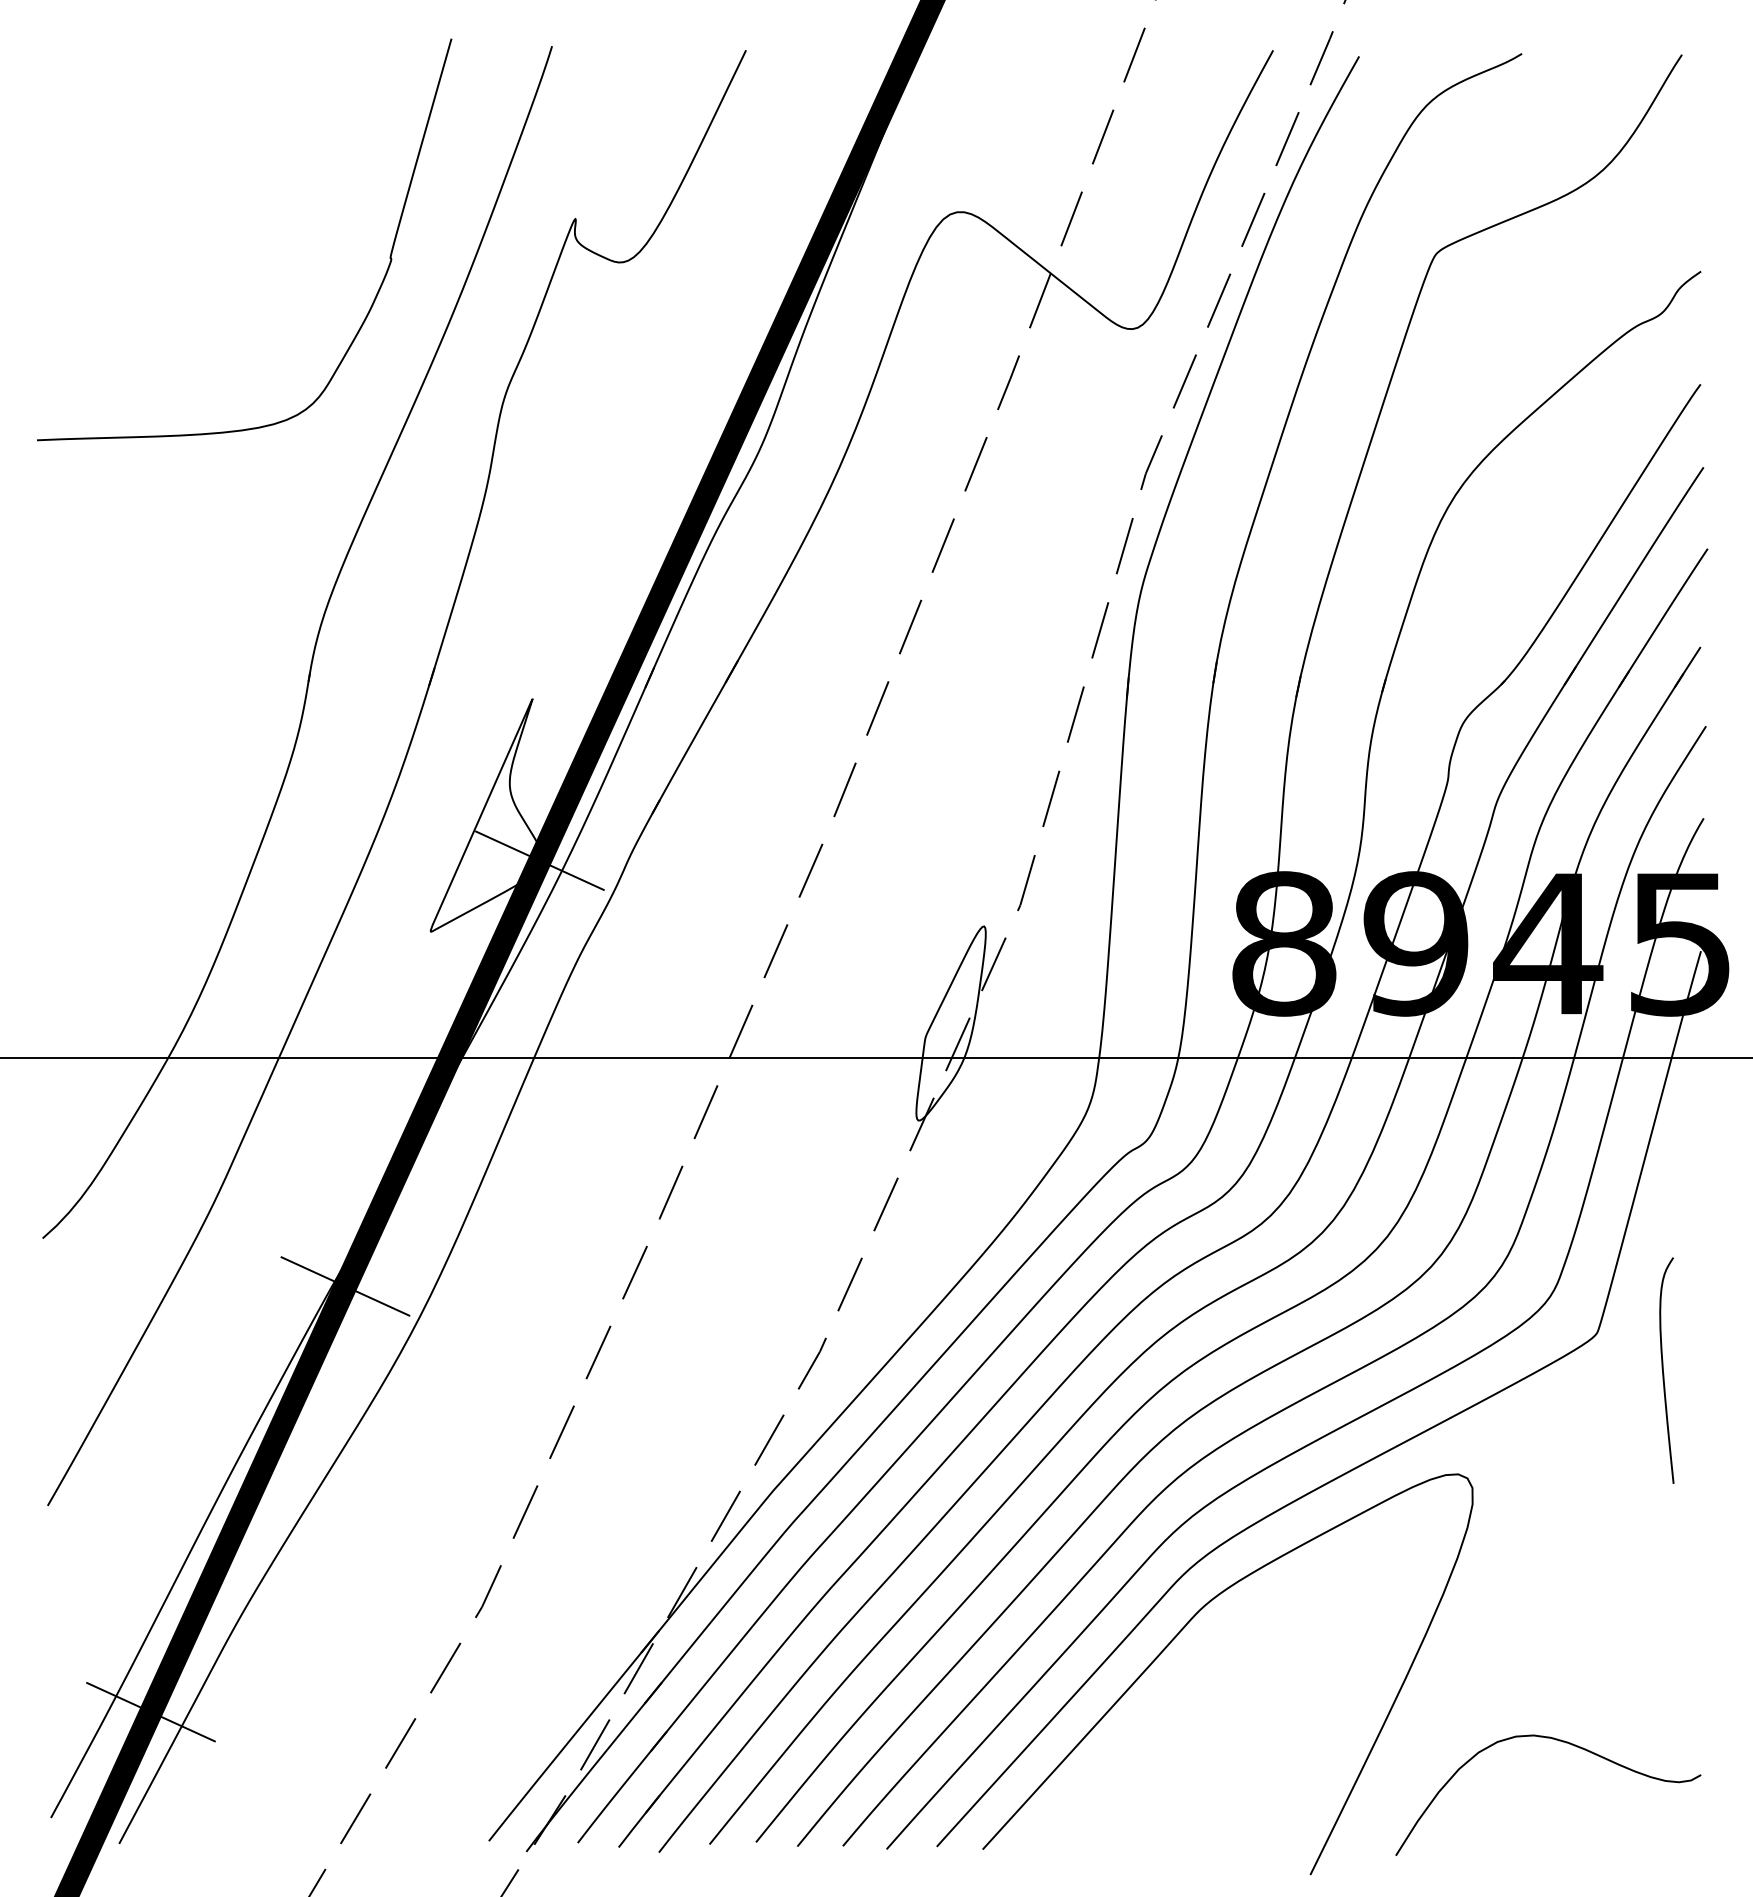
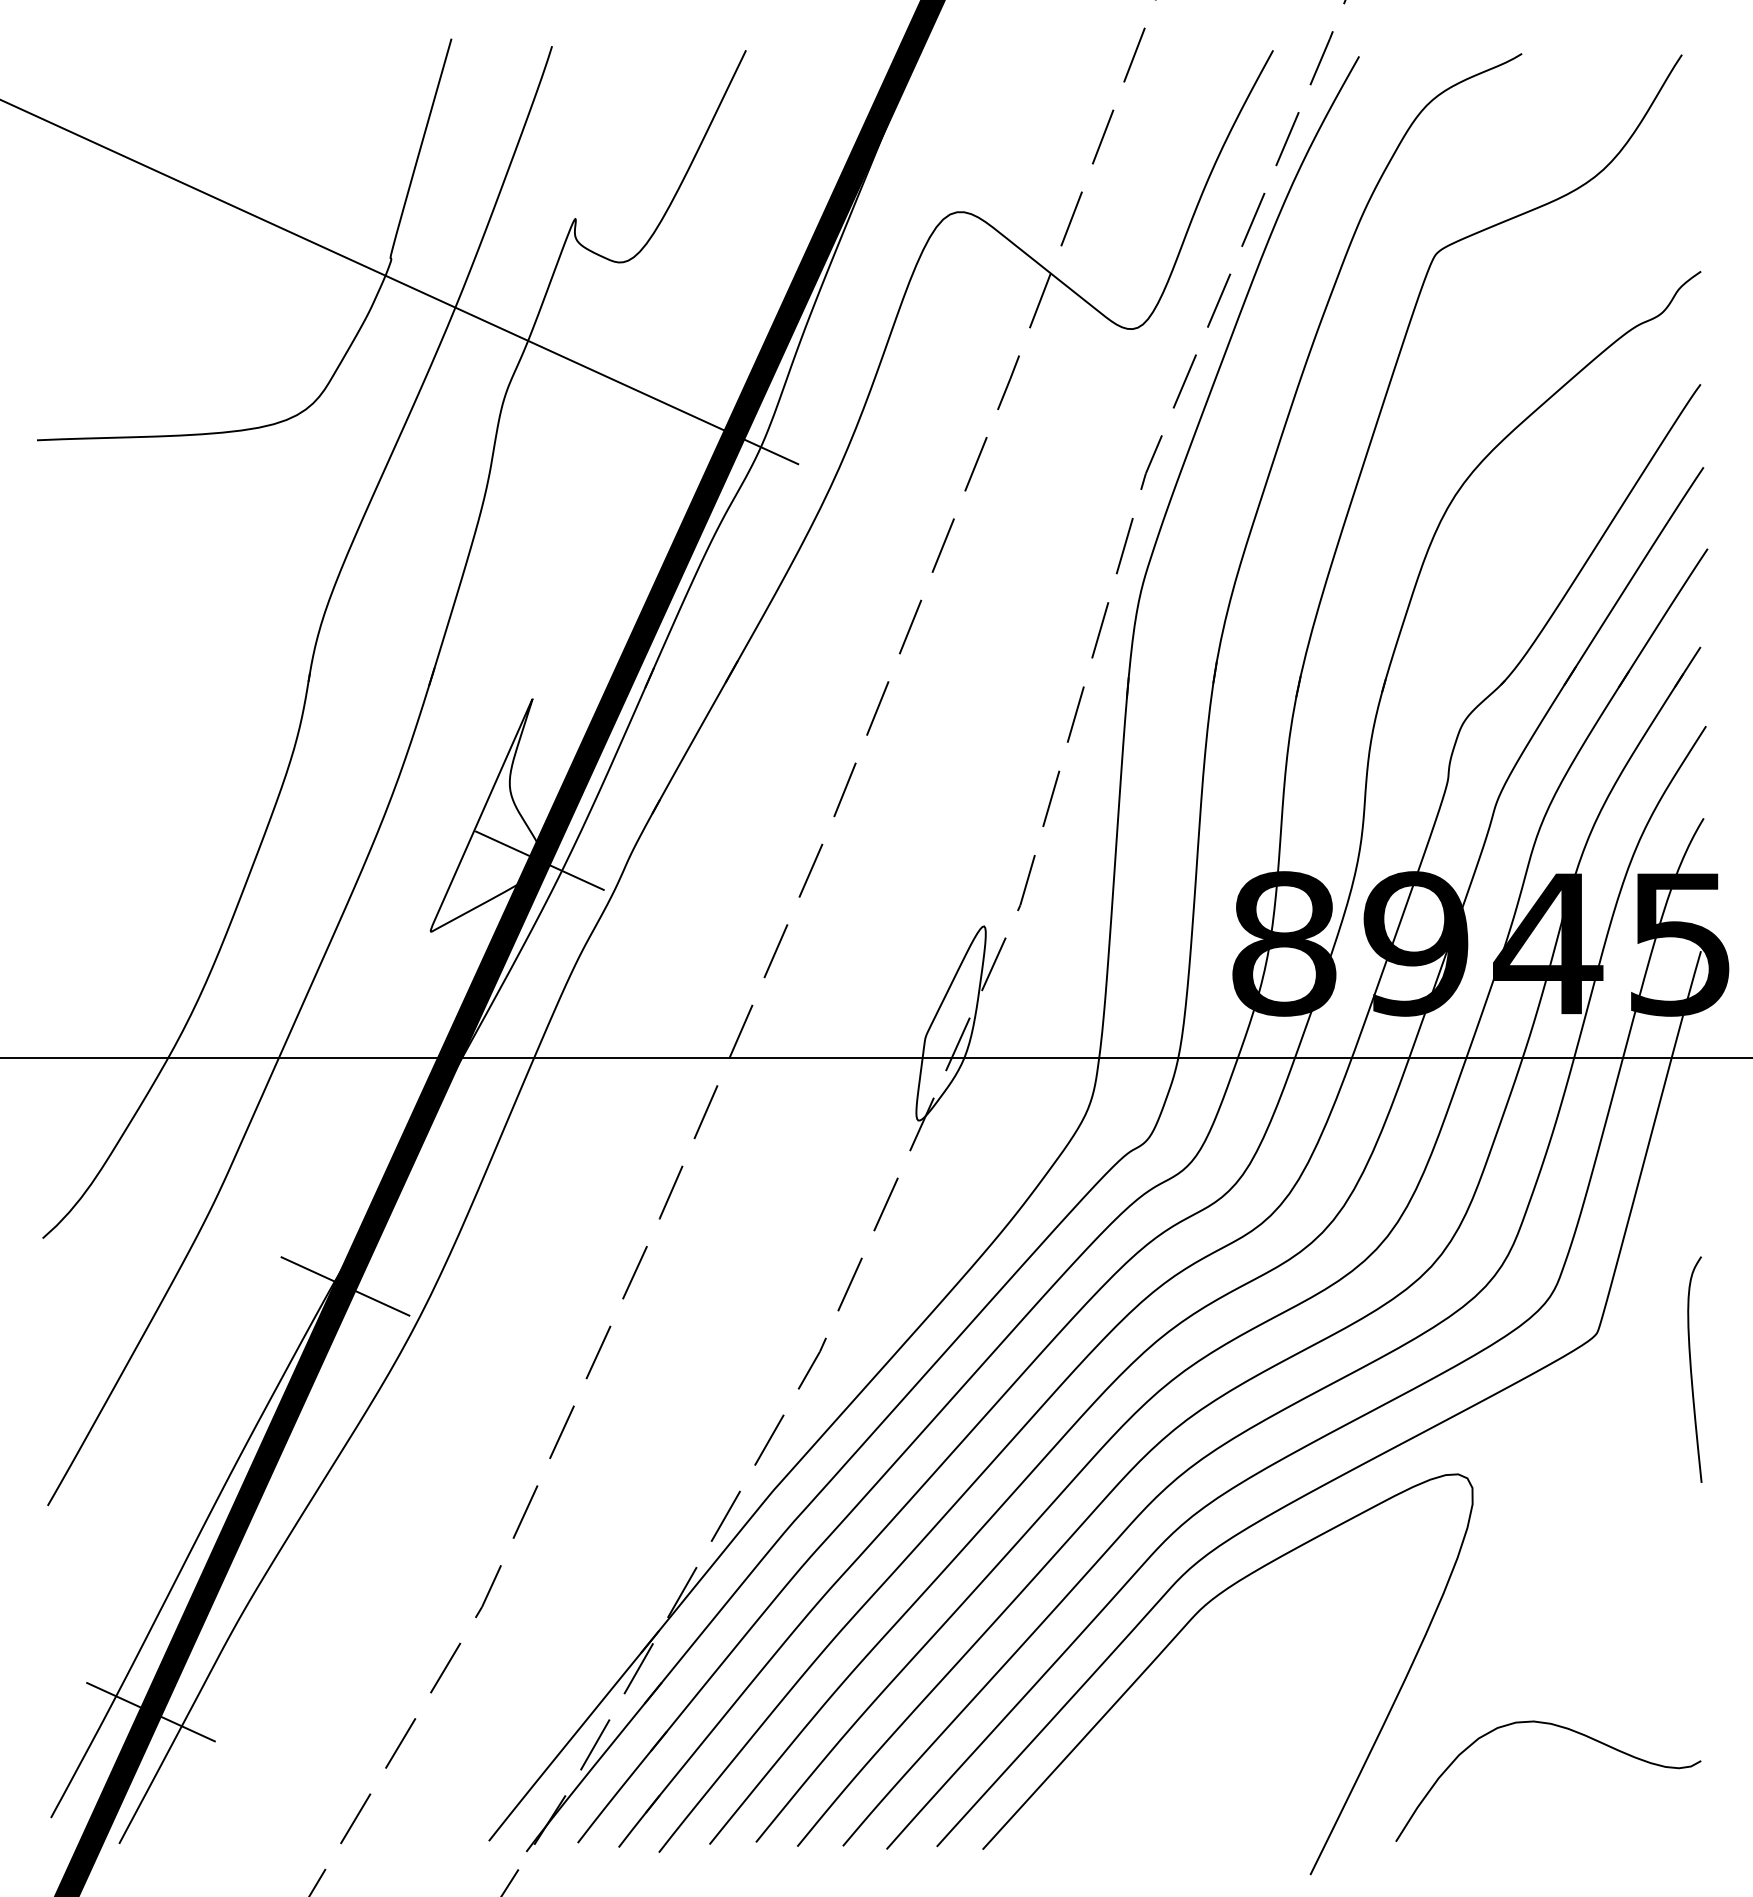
line: none -> present (400, 282)
curve position: (1663, 1370) -> (1691, 1369) (1691, 1369)
curve position: (1562, 1742) -> (1562, 1728) (1562, 1728)
